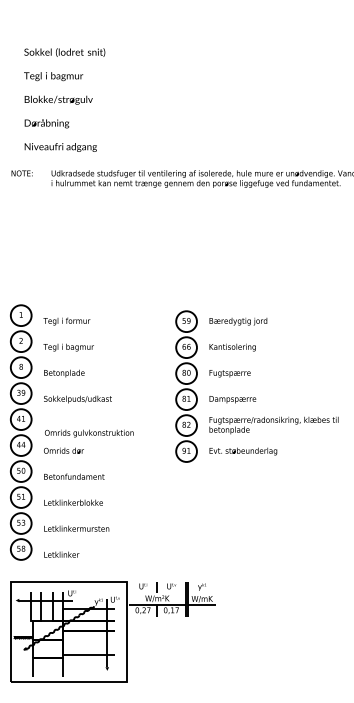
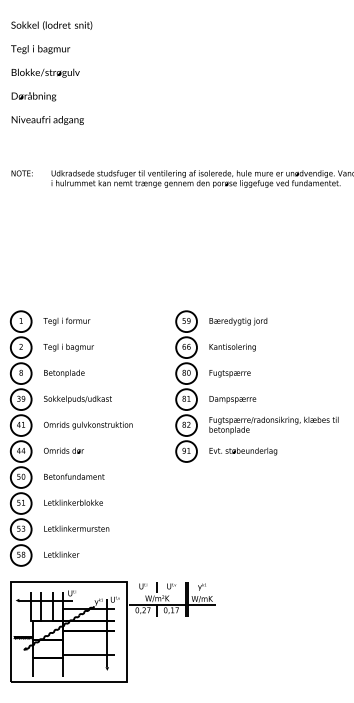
text position: (64, 99) -> (51, 72) (51, 72)
part position: (21, 432) -> (21, 438) (21, 438)
text position: (89, 433) -> (88, 425) (88, 425)
